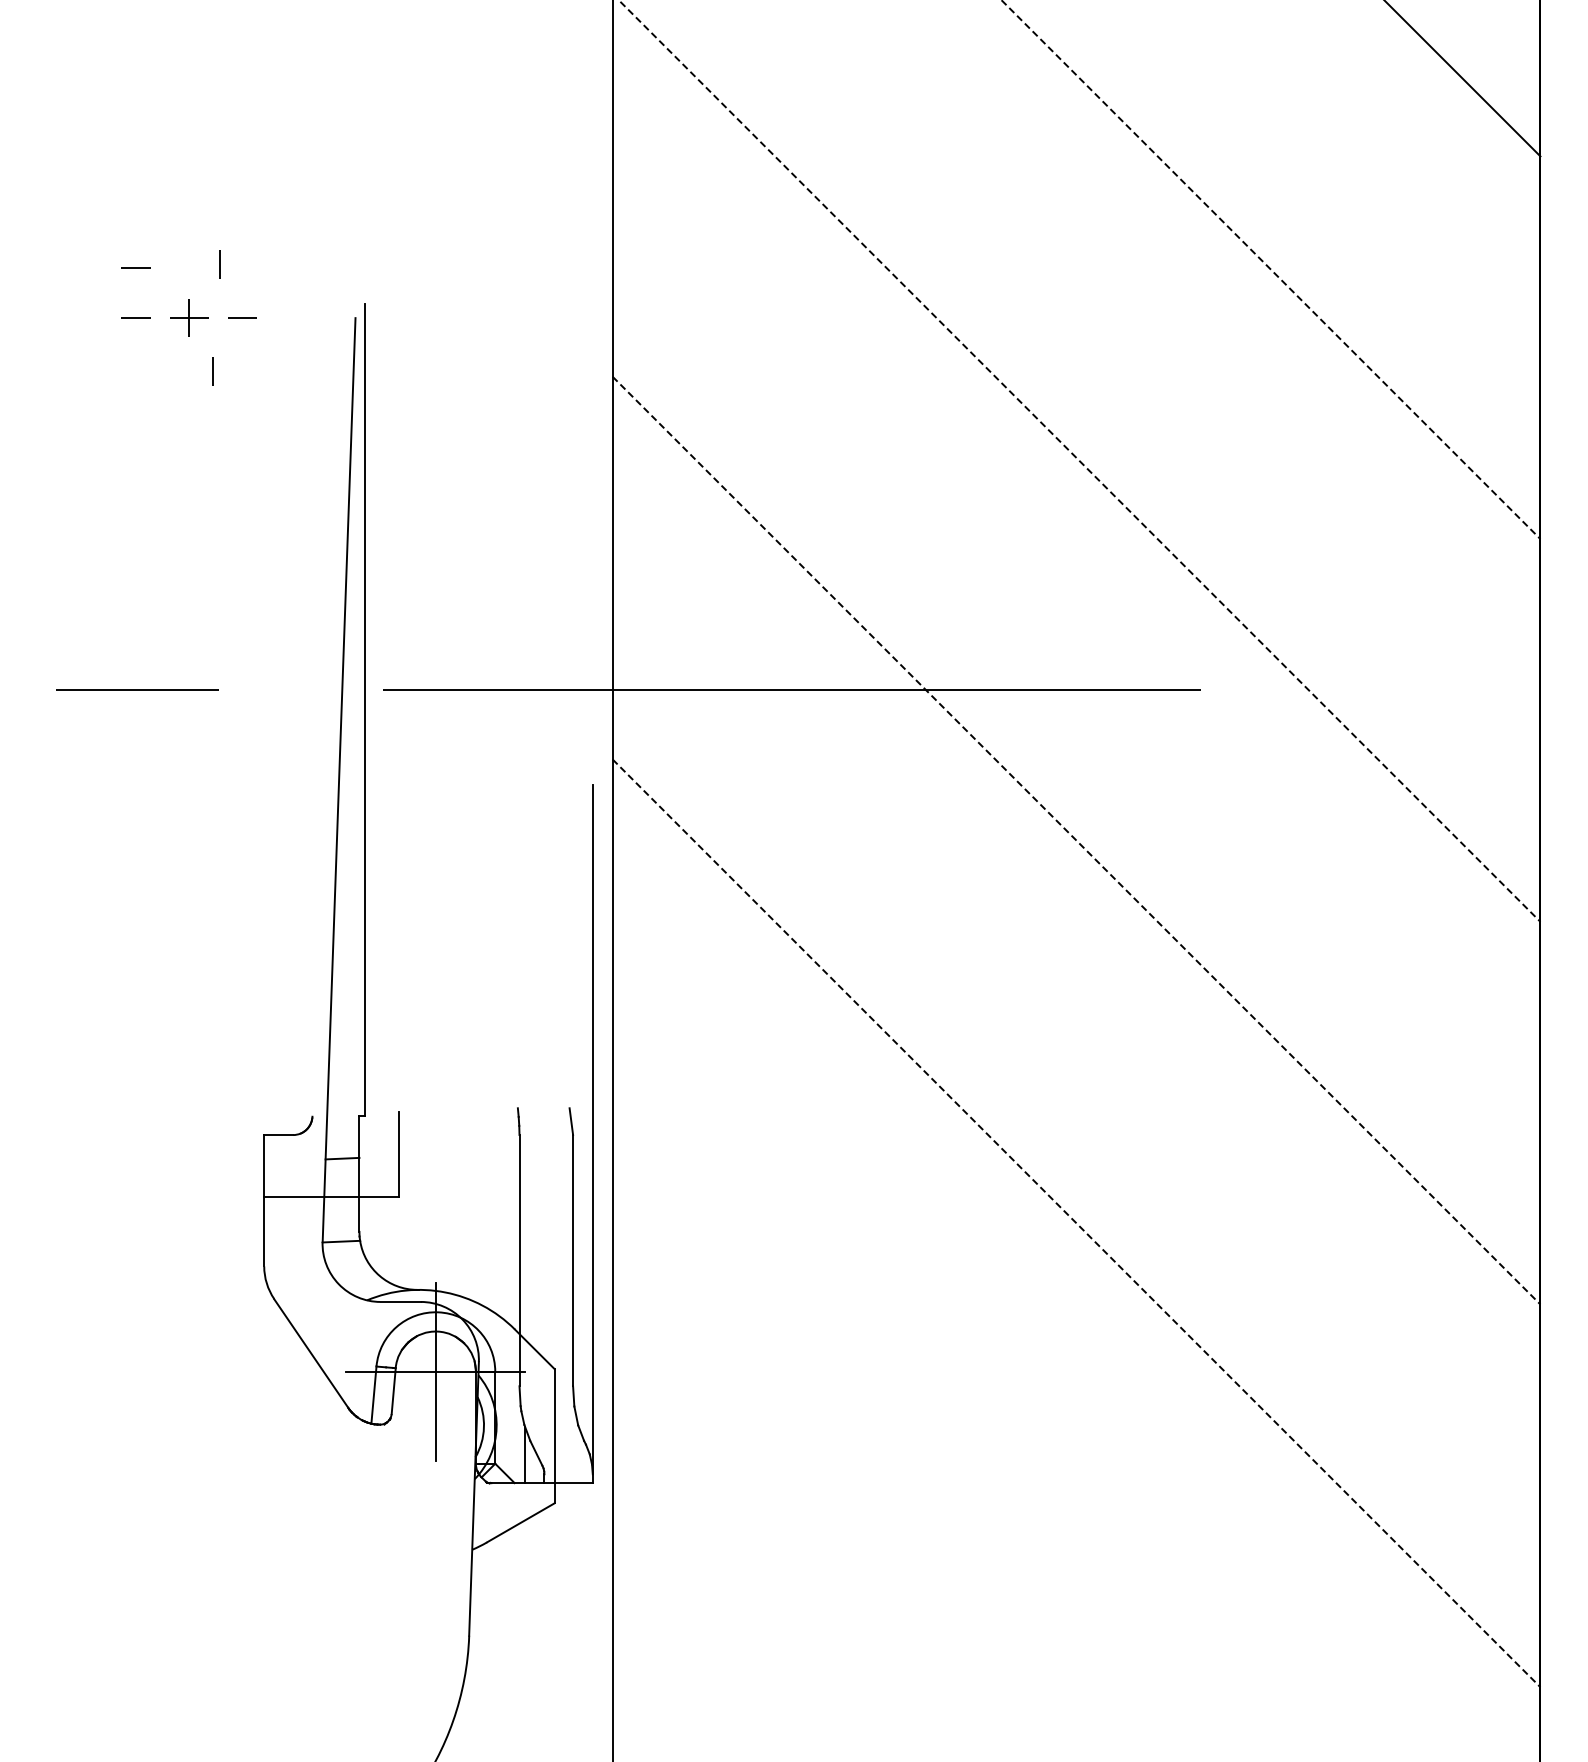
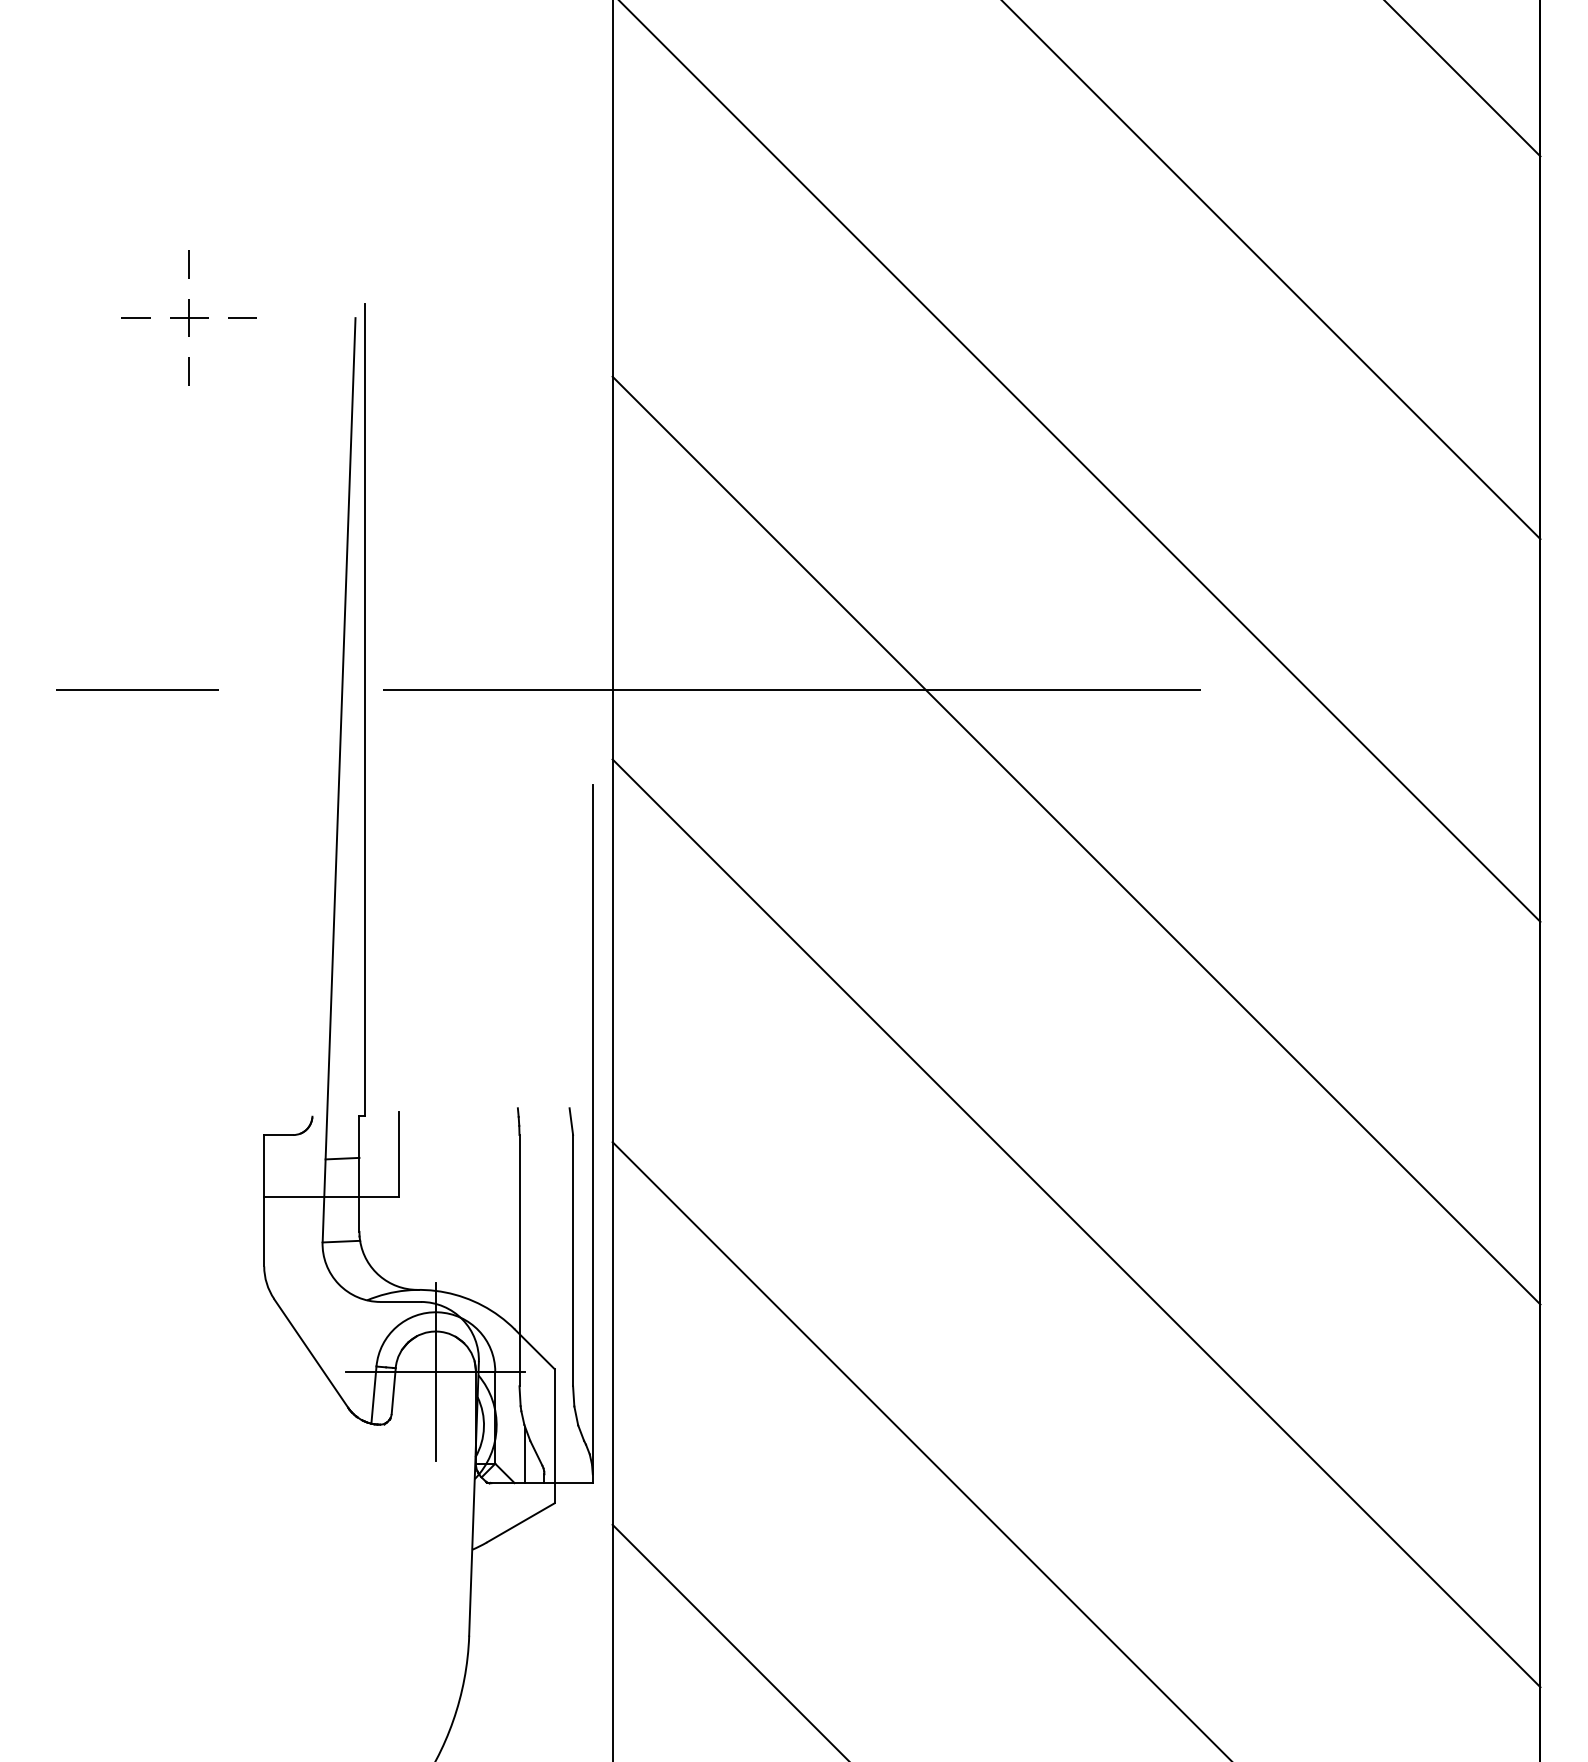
line position: (219, 264) -> (188, 264) (188, 264)
line: present -> none (135, 267)
line: dashed -> solid (1271, 269)
line position: (212, 371) -> (188, 371) (188, 371)
line: dashed -> solid (1079, 461)
line: dashed -> solid (1076, 840)
line: dashed -> solid (1076, 1223)
line: none -> present (920, 1450)
line: none -> present (729, 1641)
